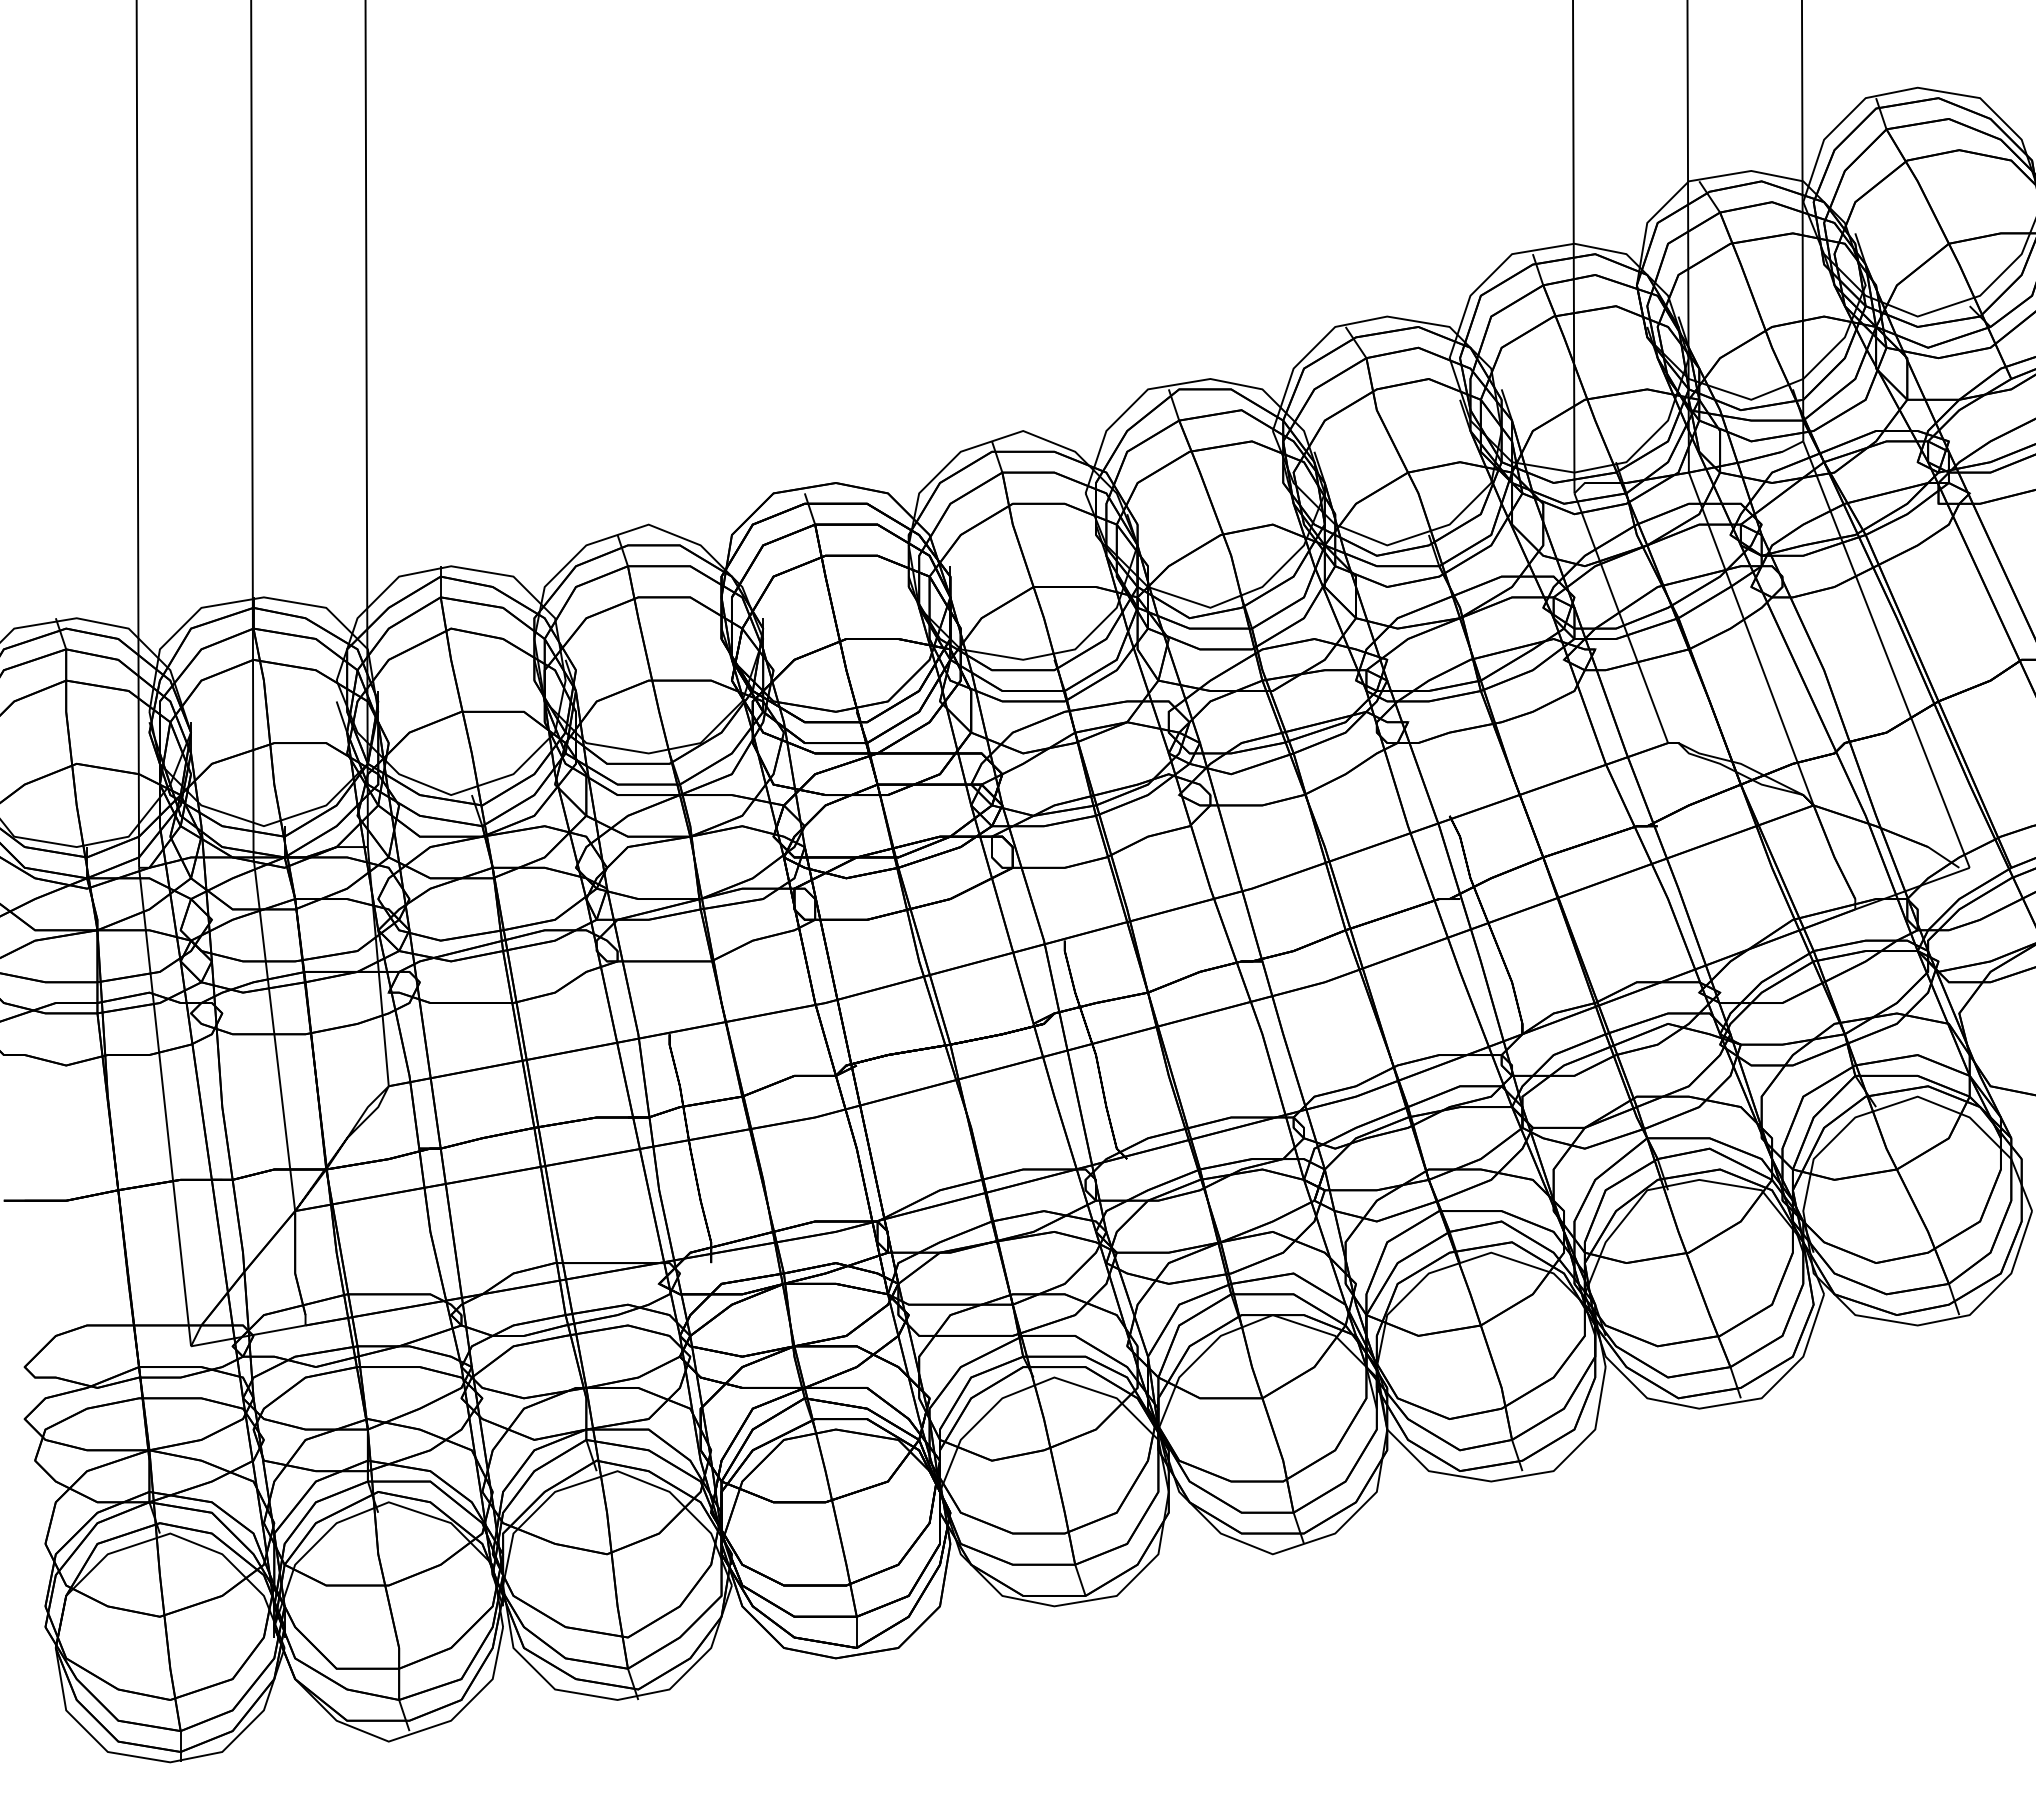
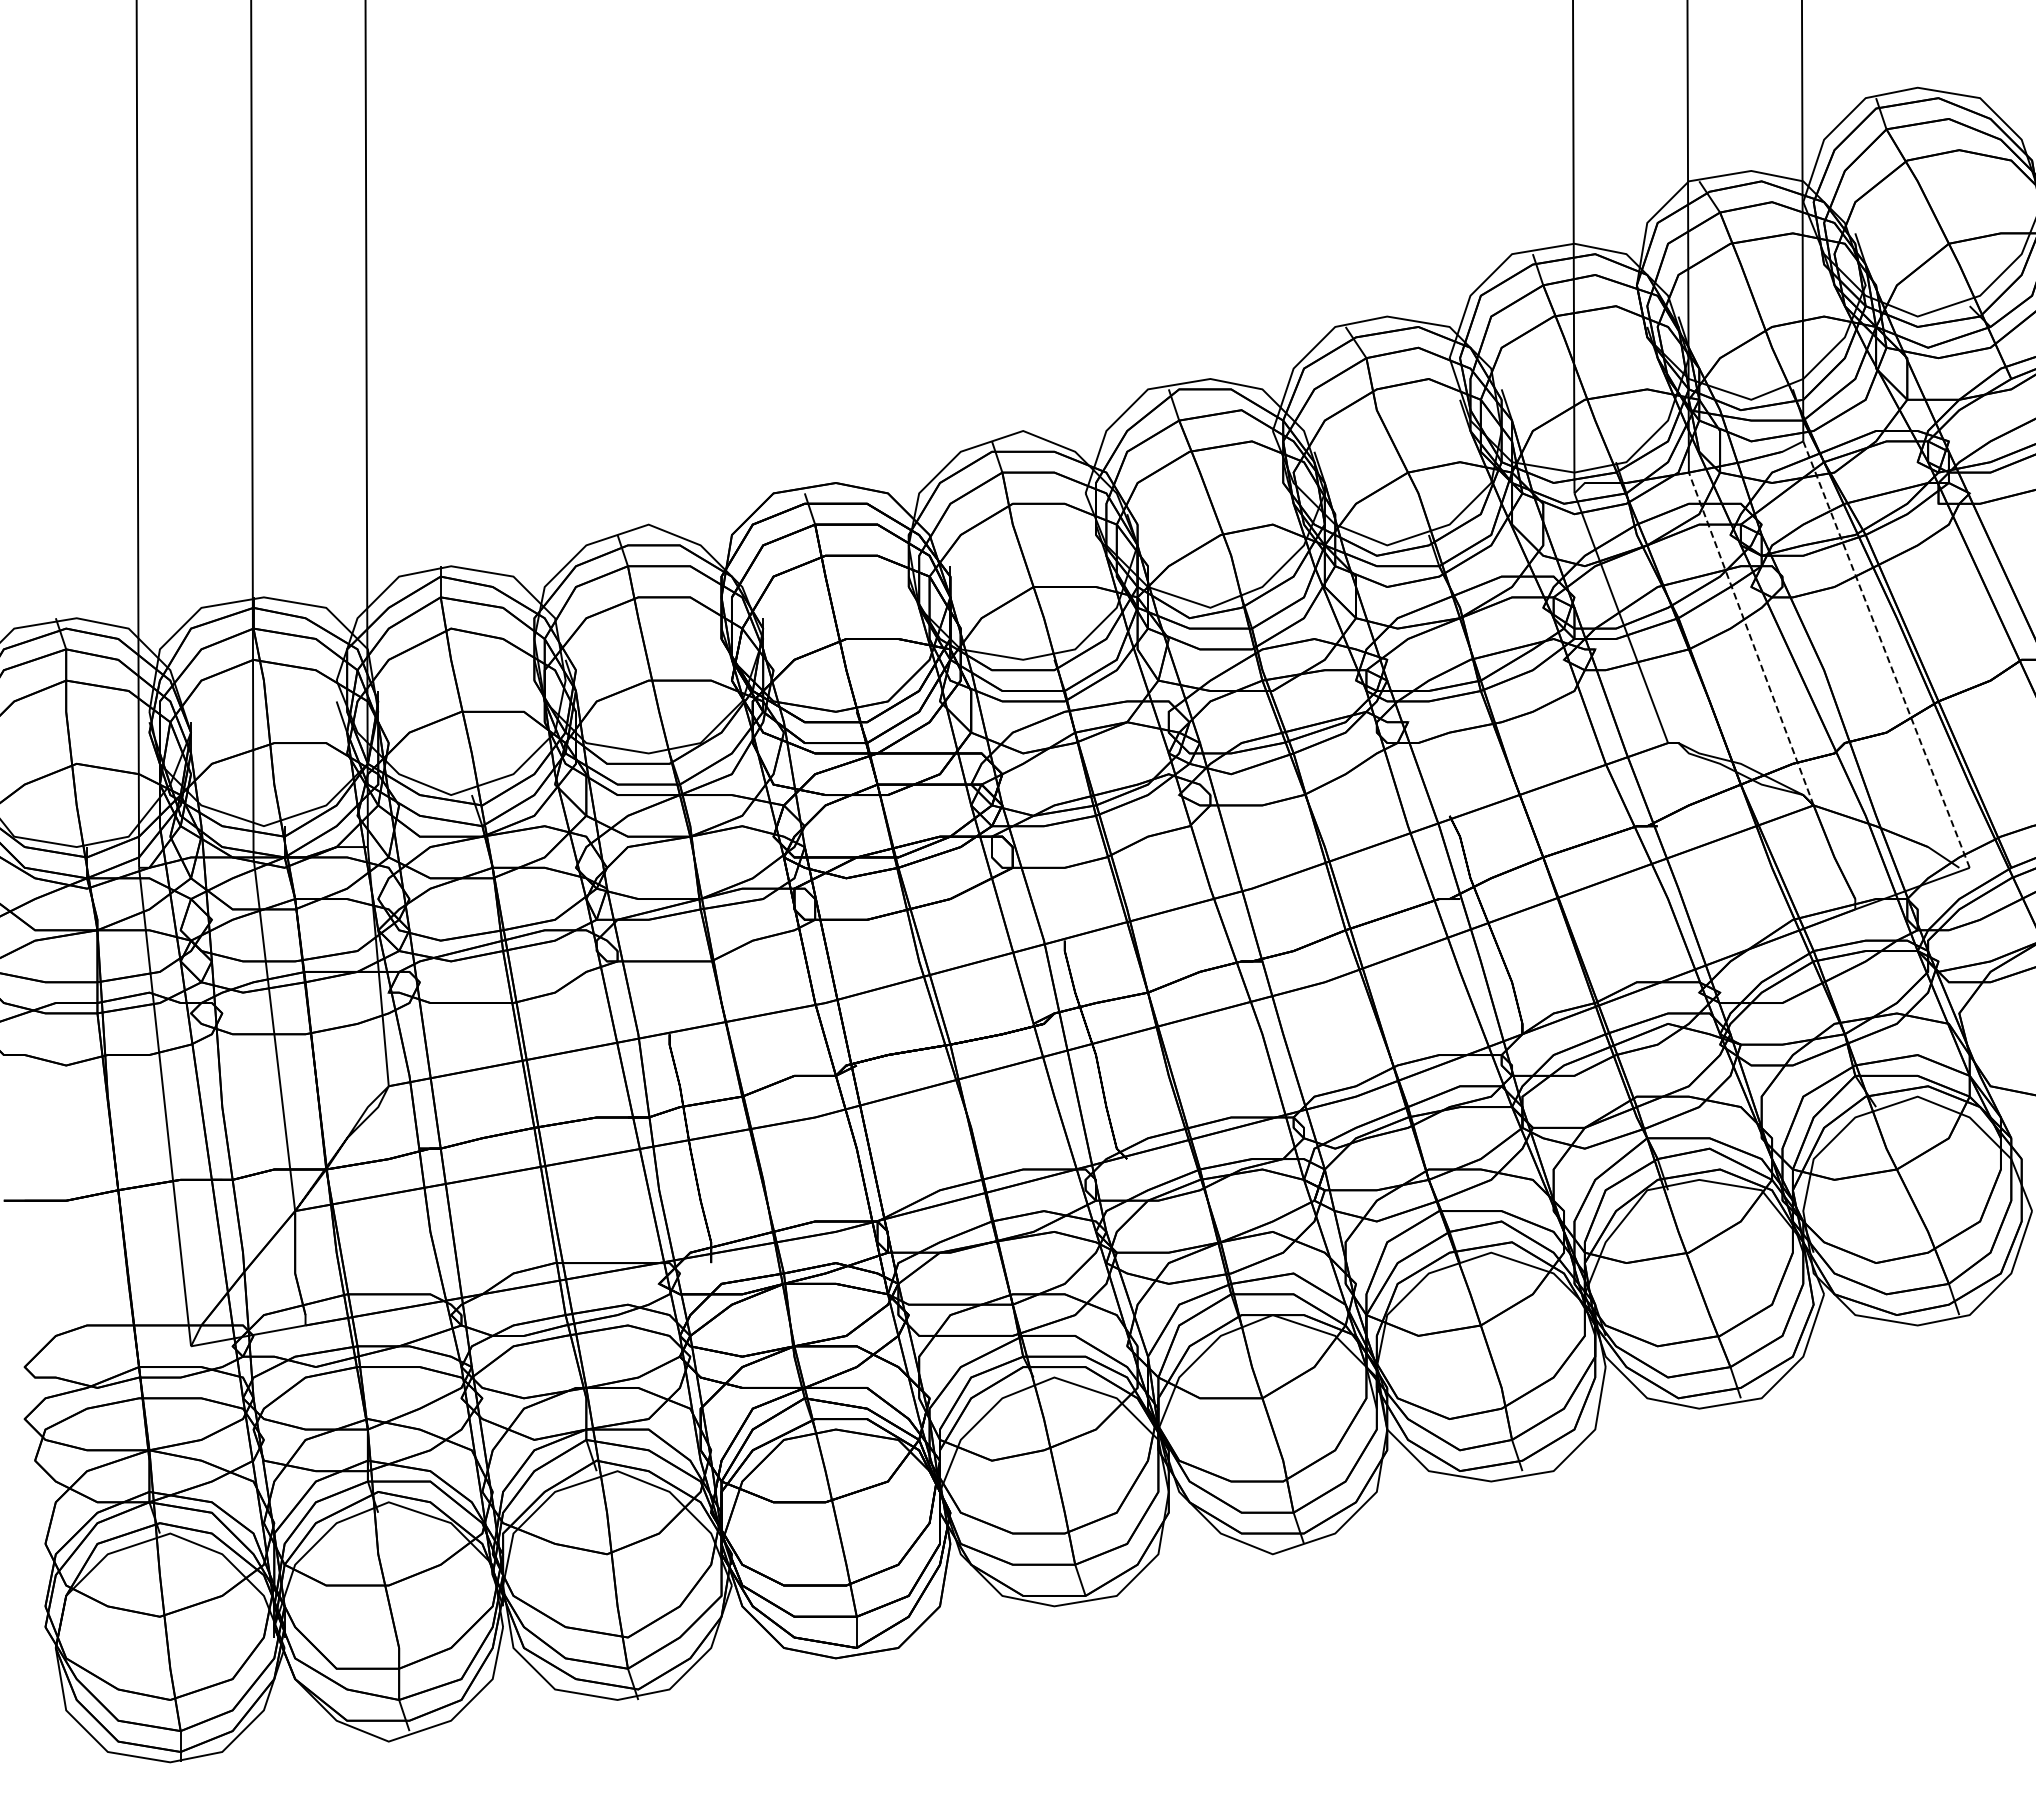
line: solid -> dashed (1751, 639)
line: solid -> dashed (1886, 654)
